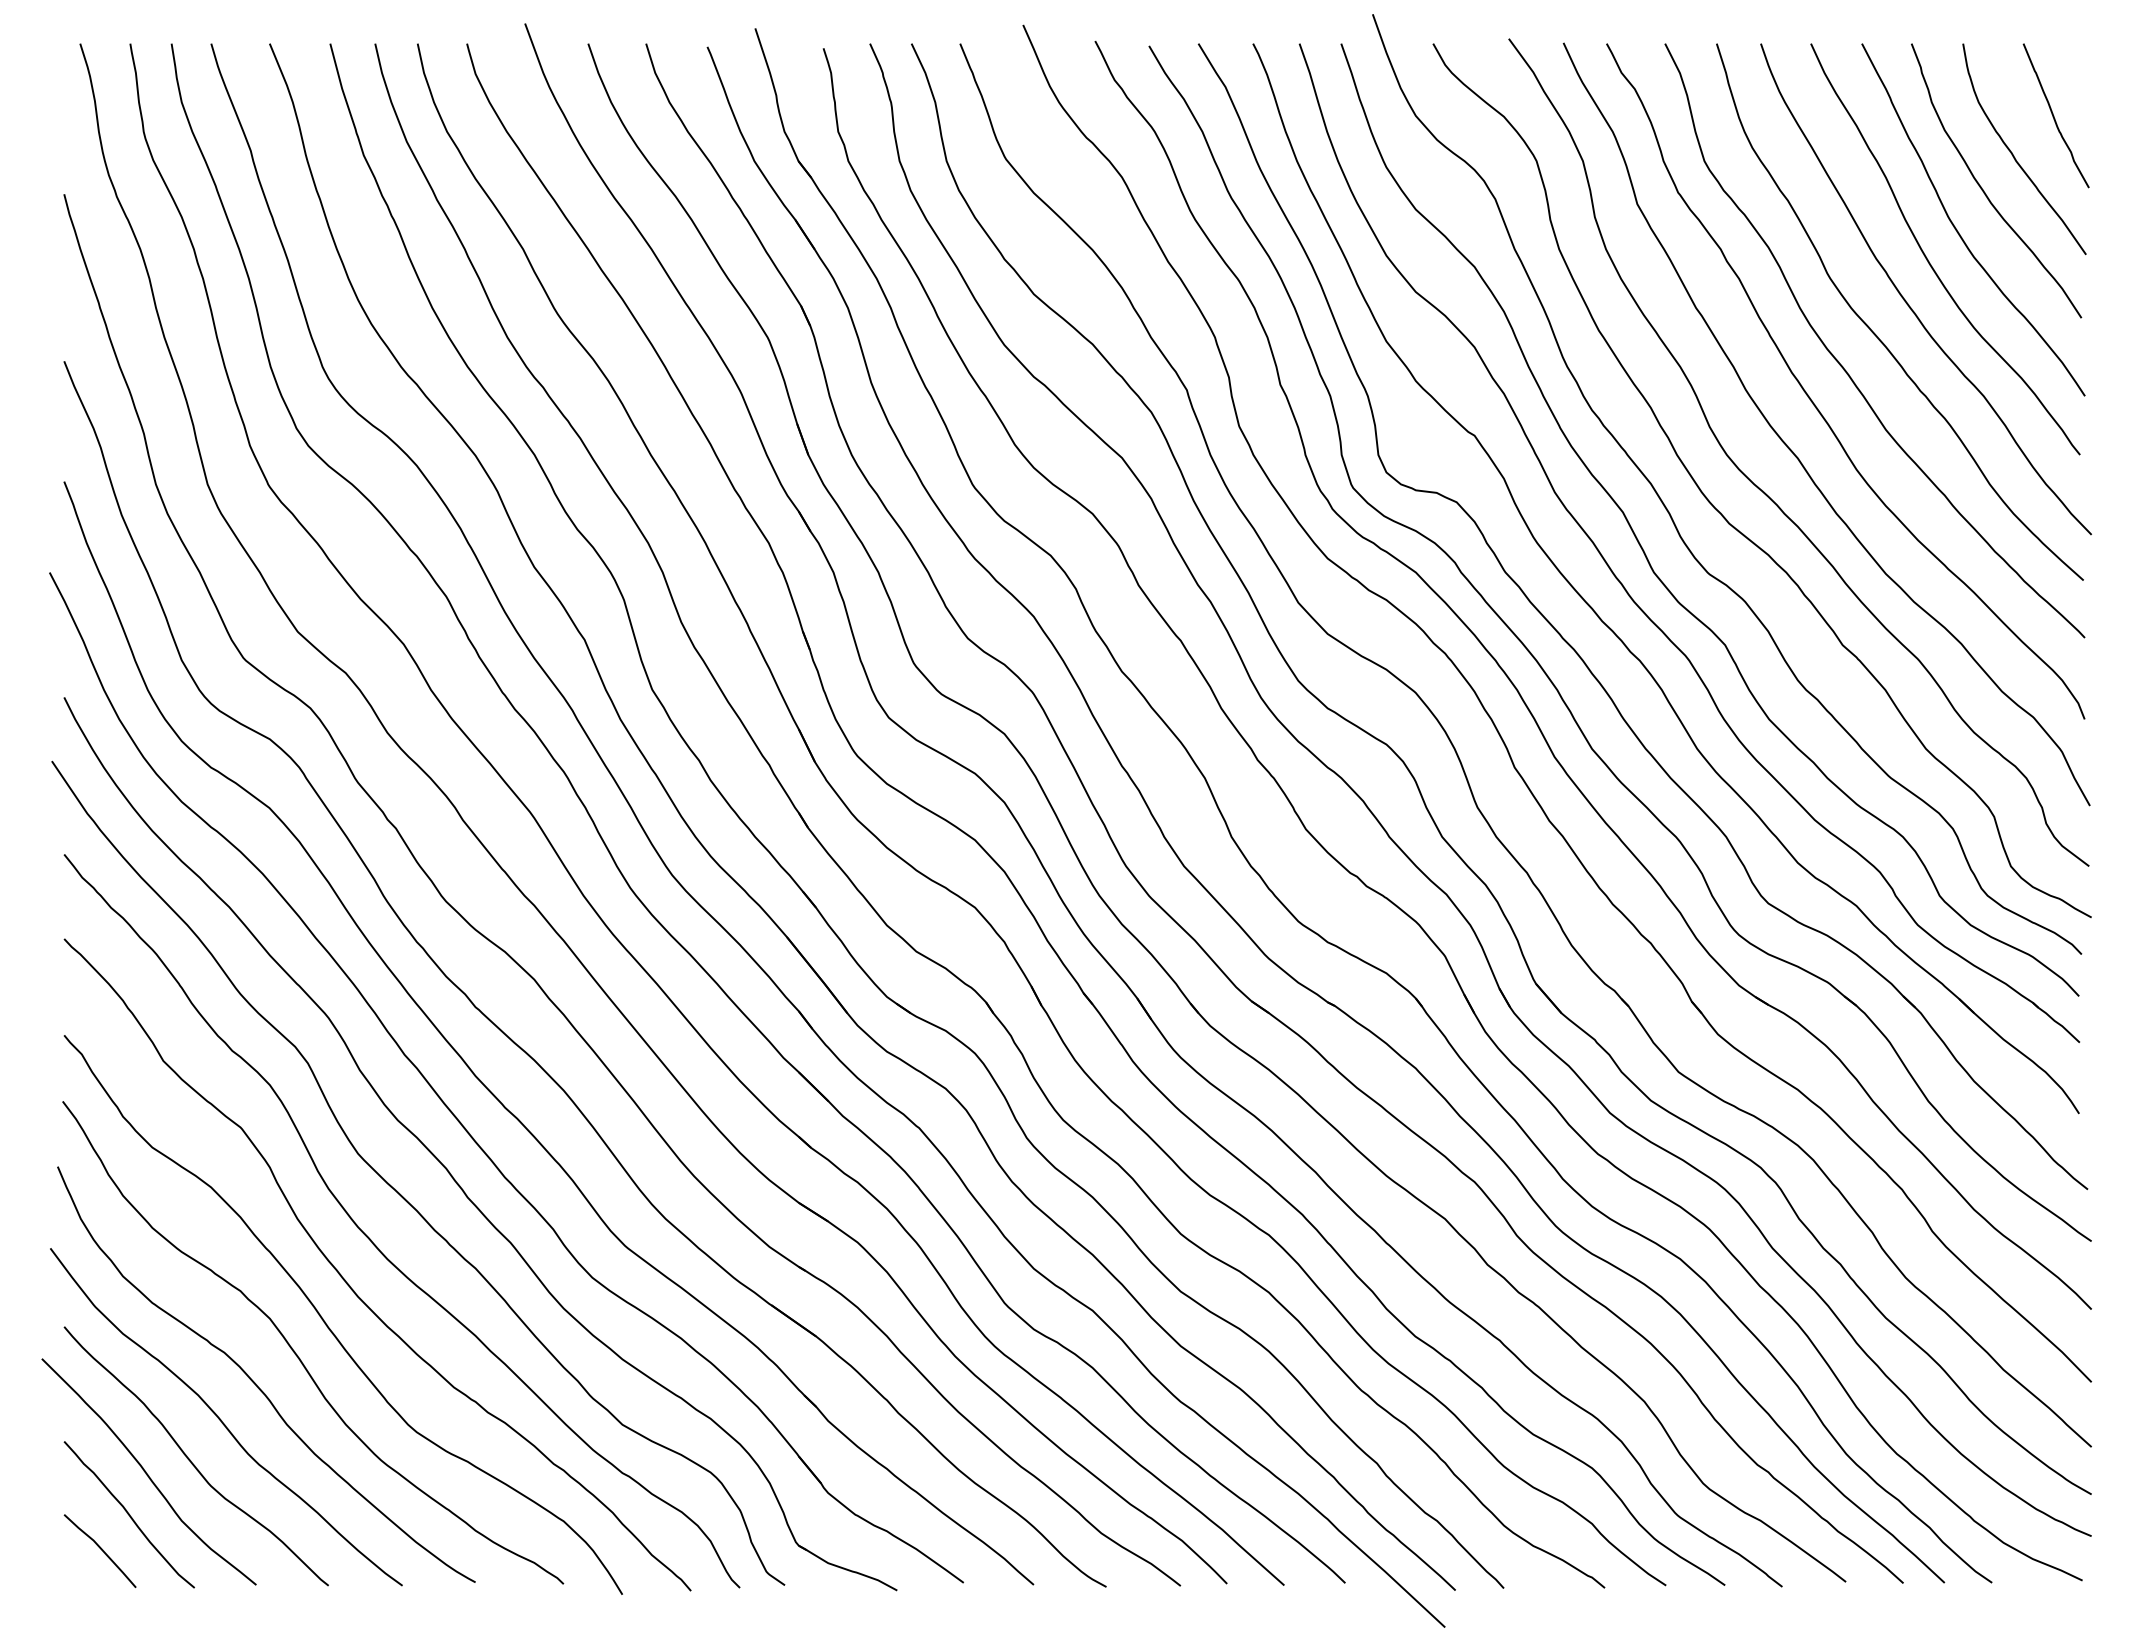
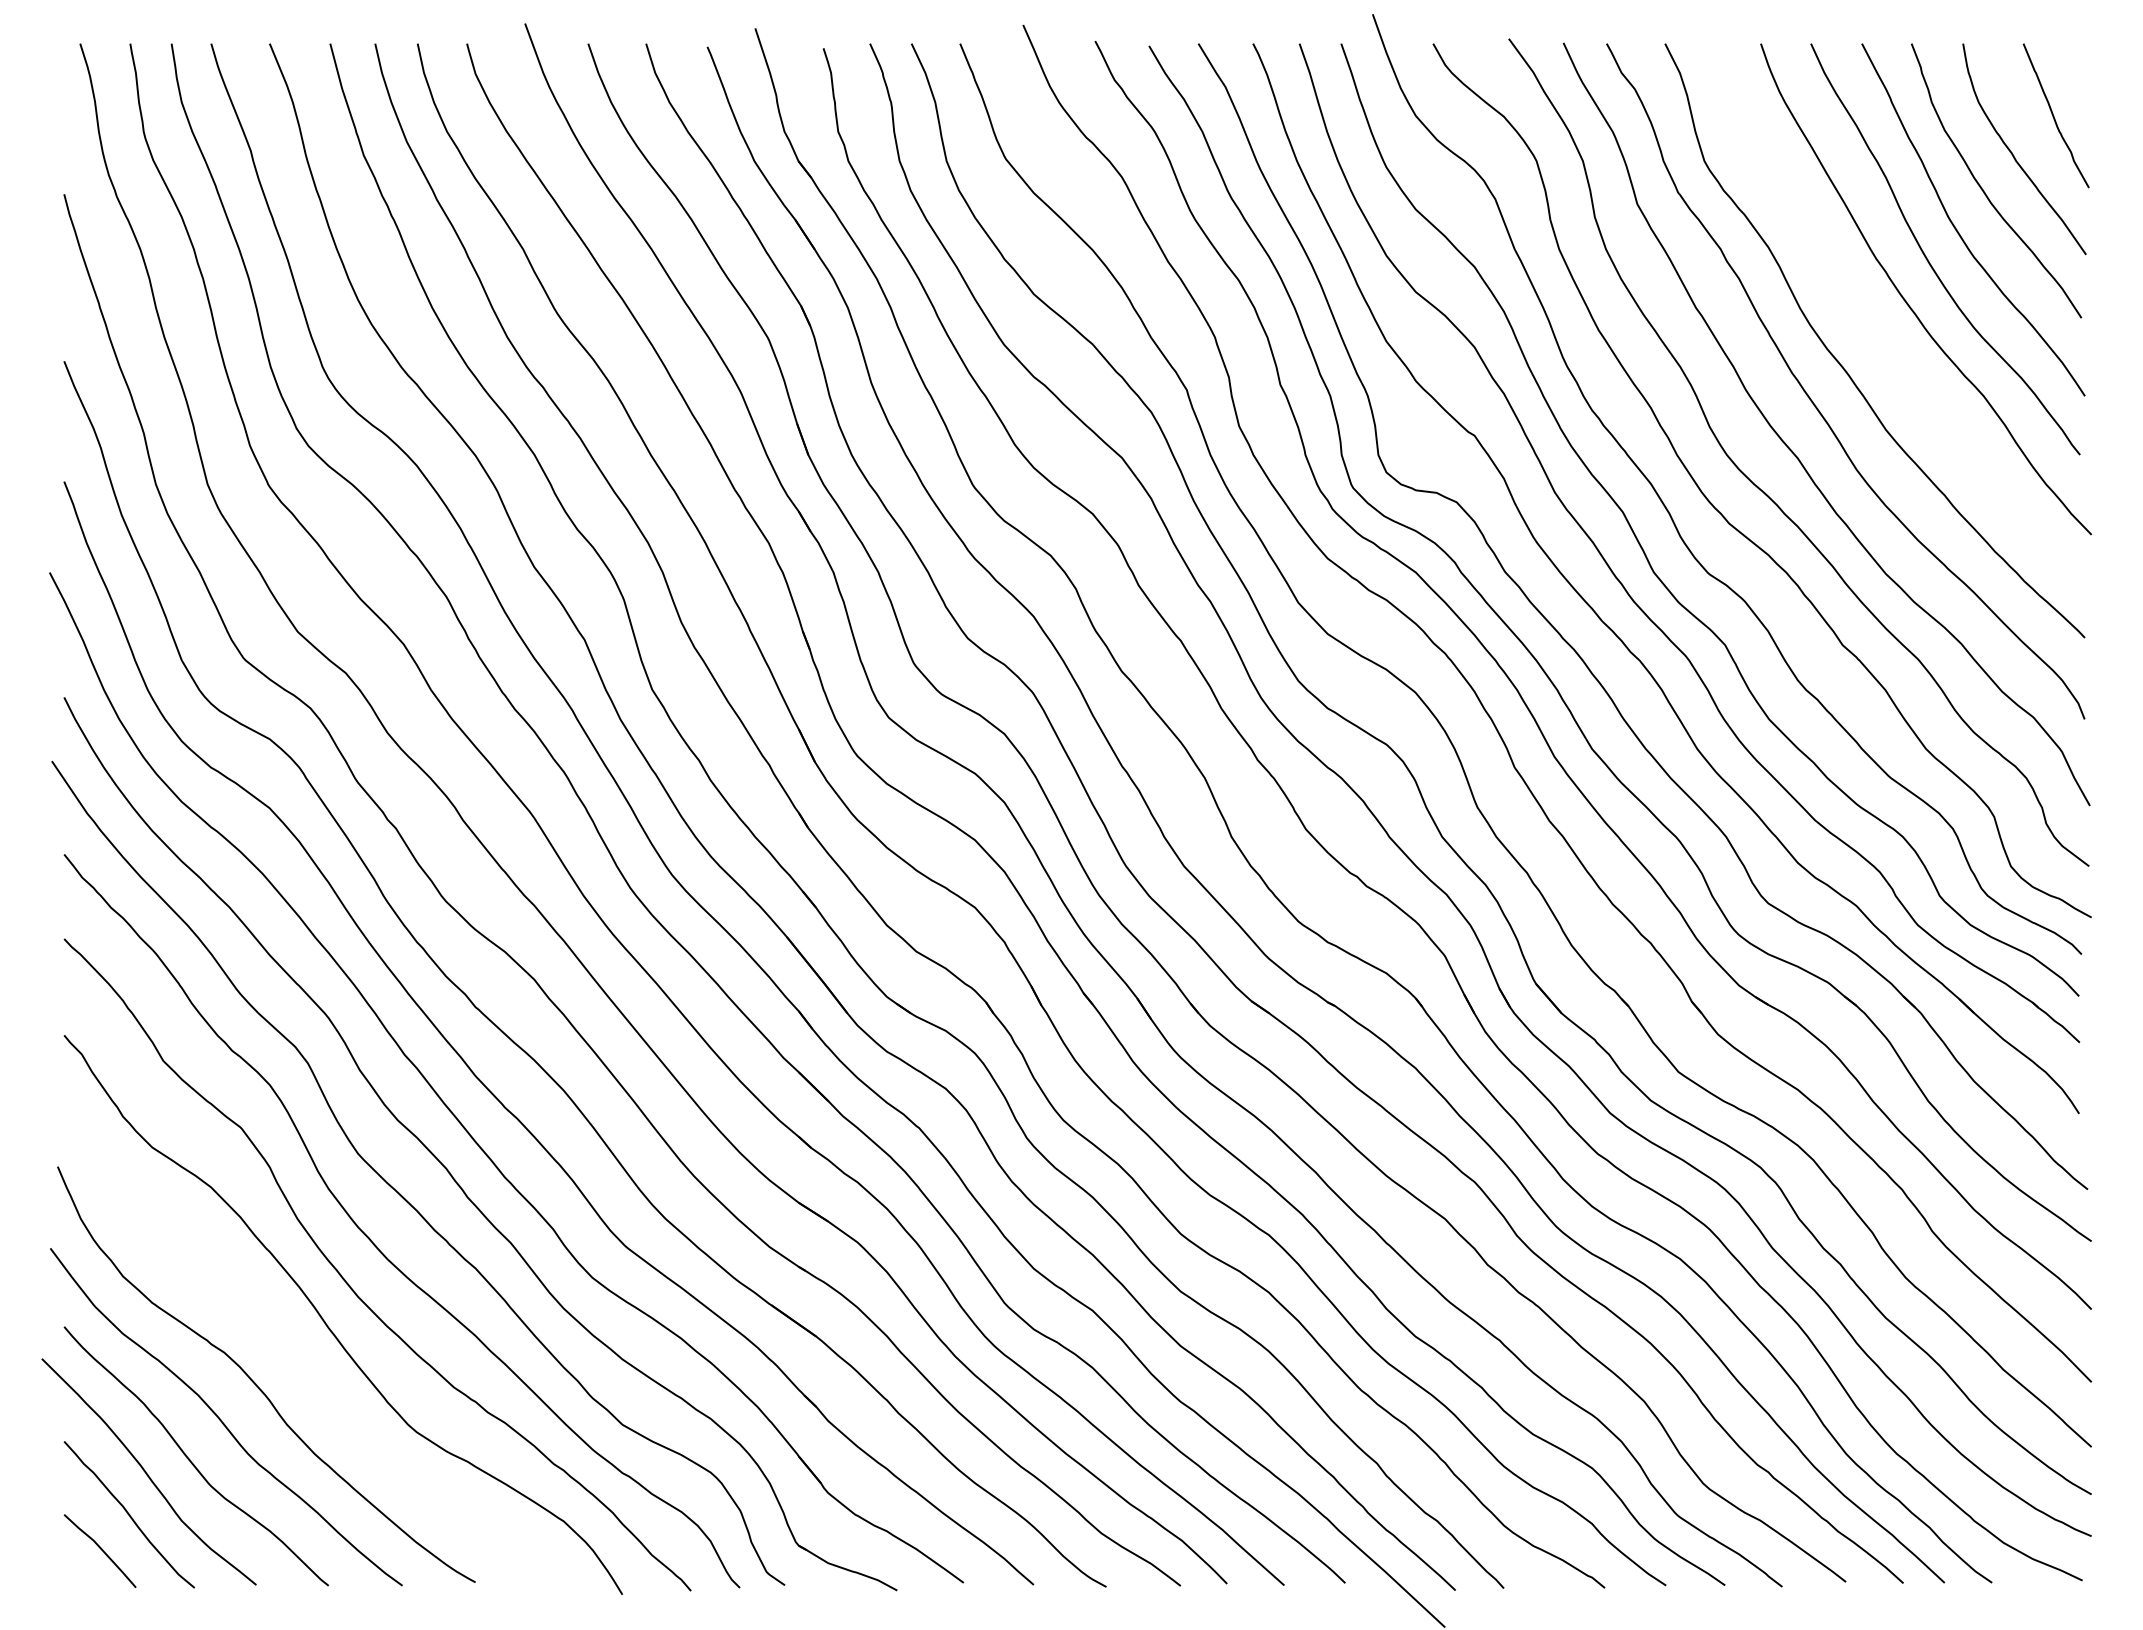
curve: present -> none (1876, 334)
curve: present -> none (298, 1355)
